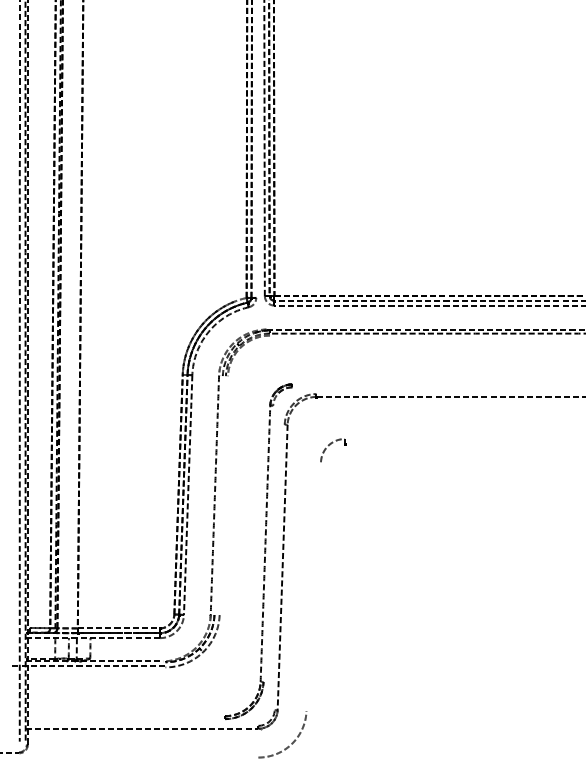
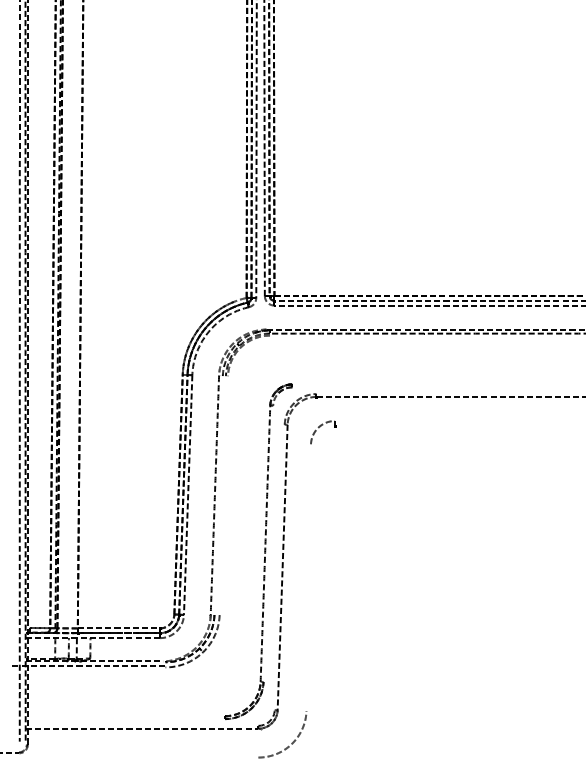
line: none -> present (256, 149)
part position: (333, 450) -> (323, 432) (323, 432)
